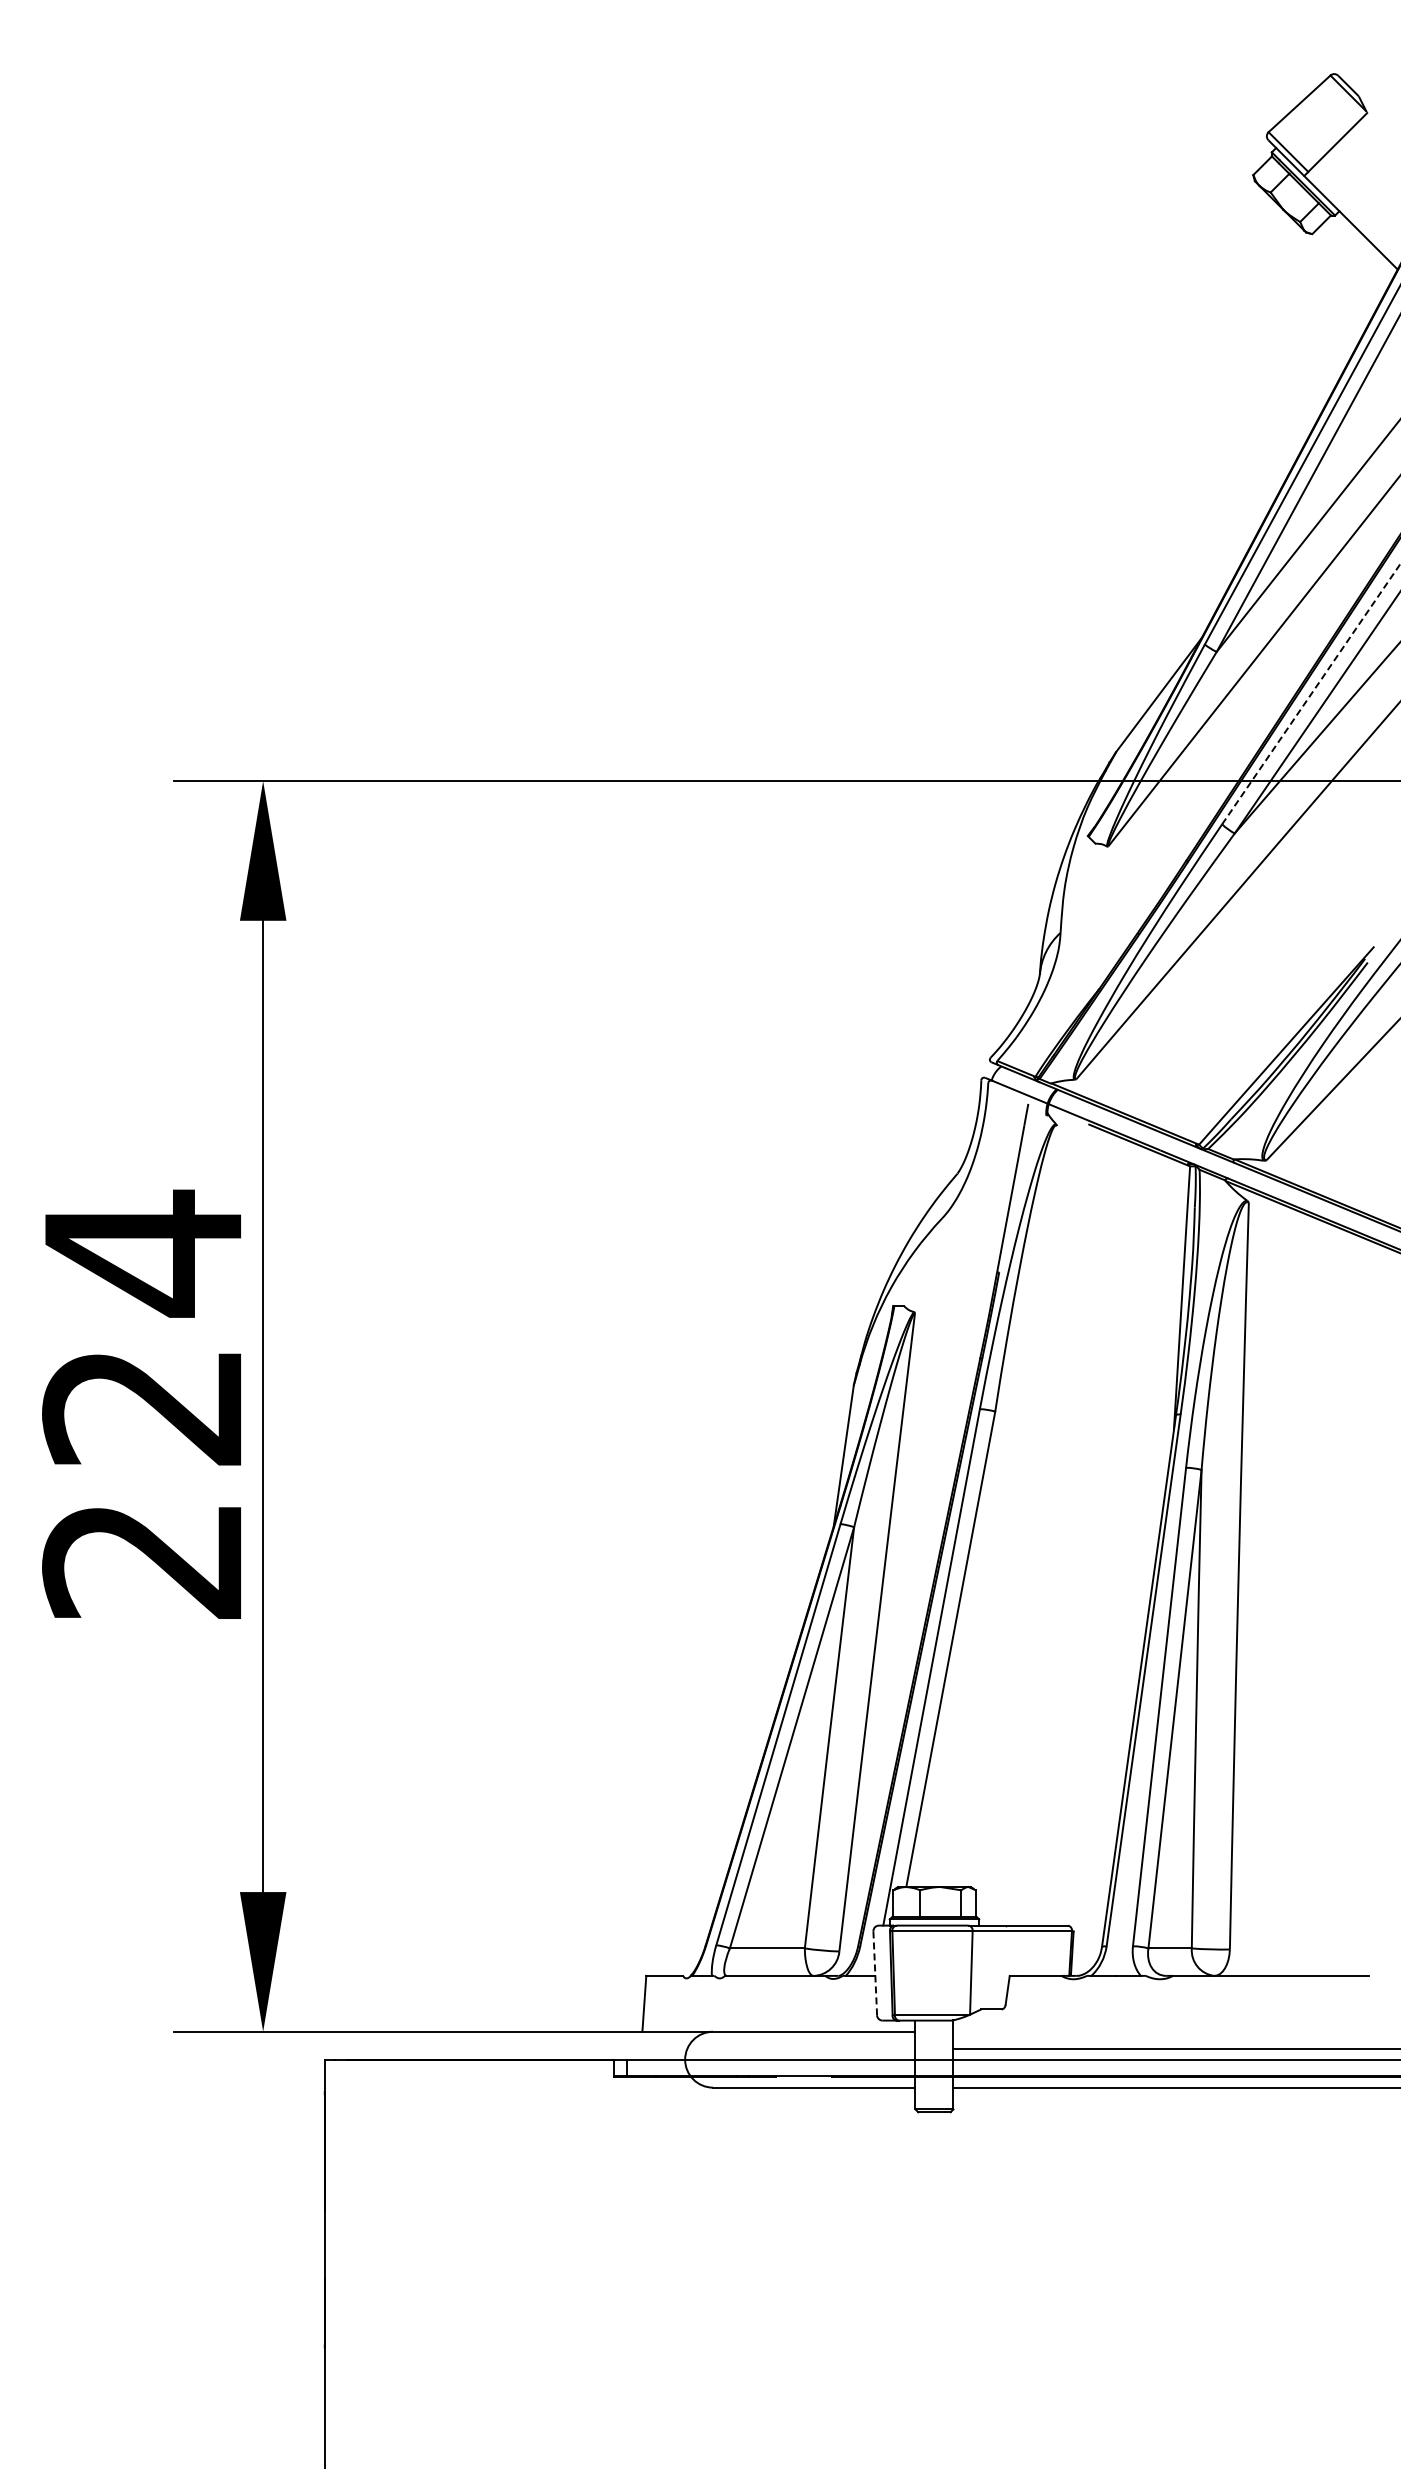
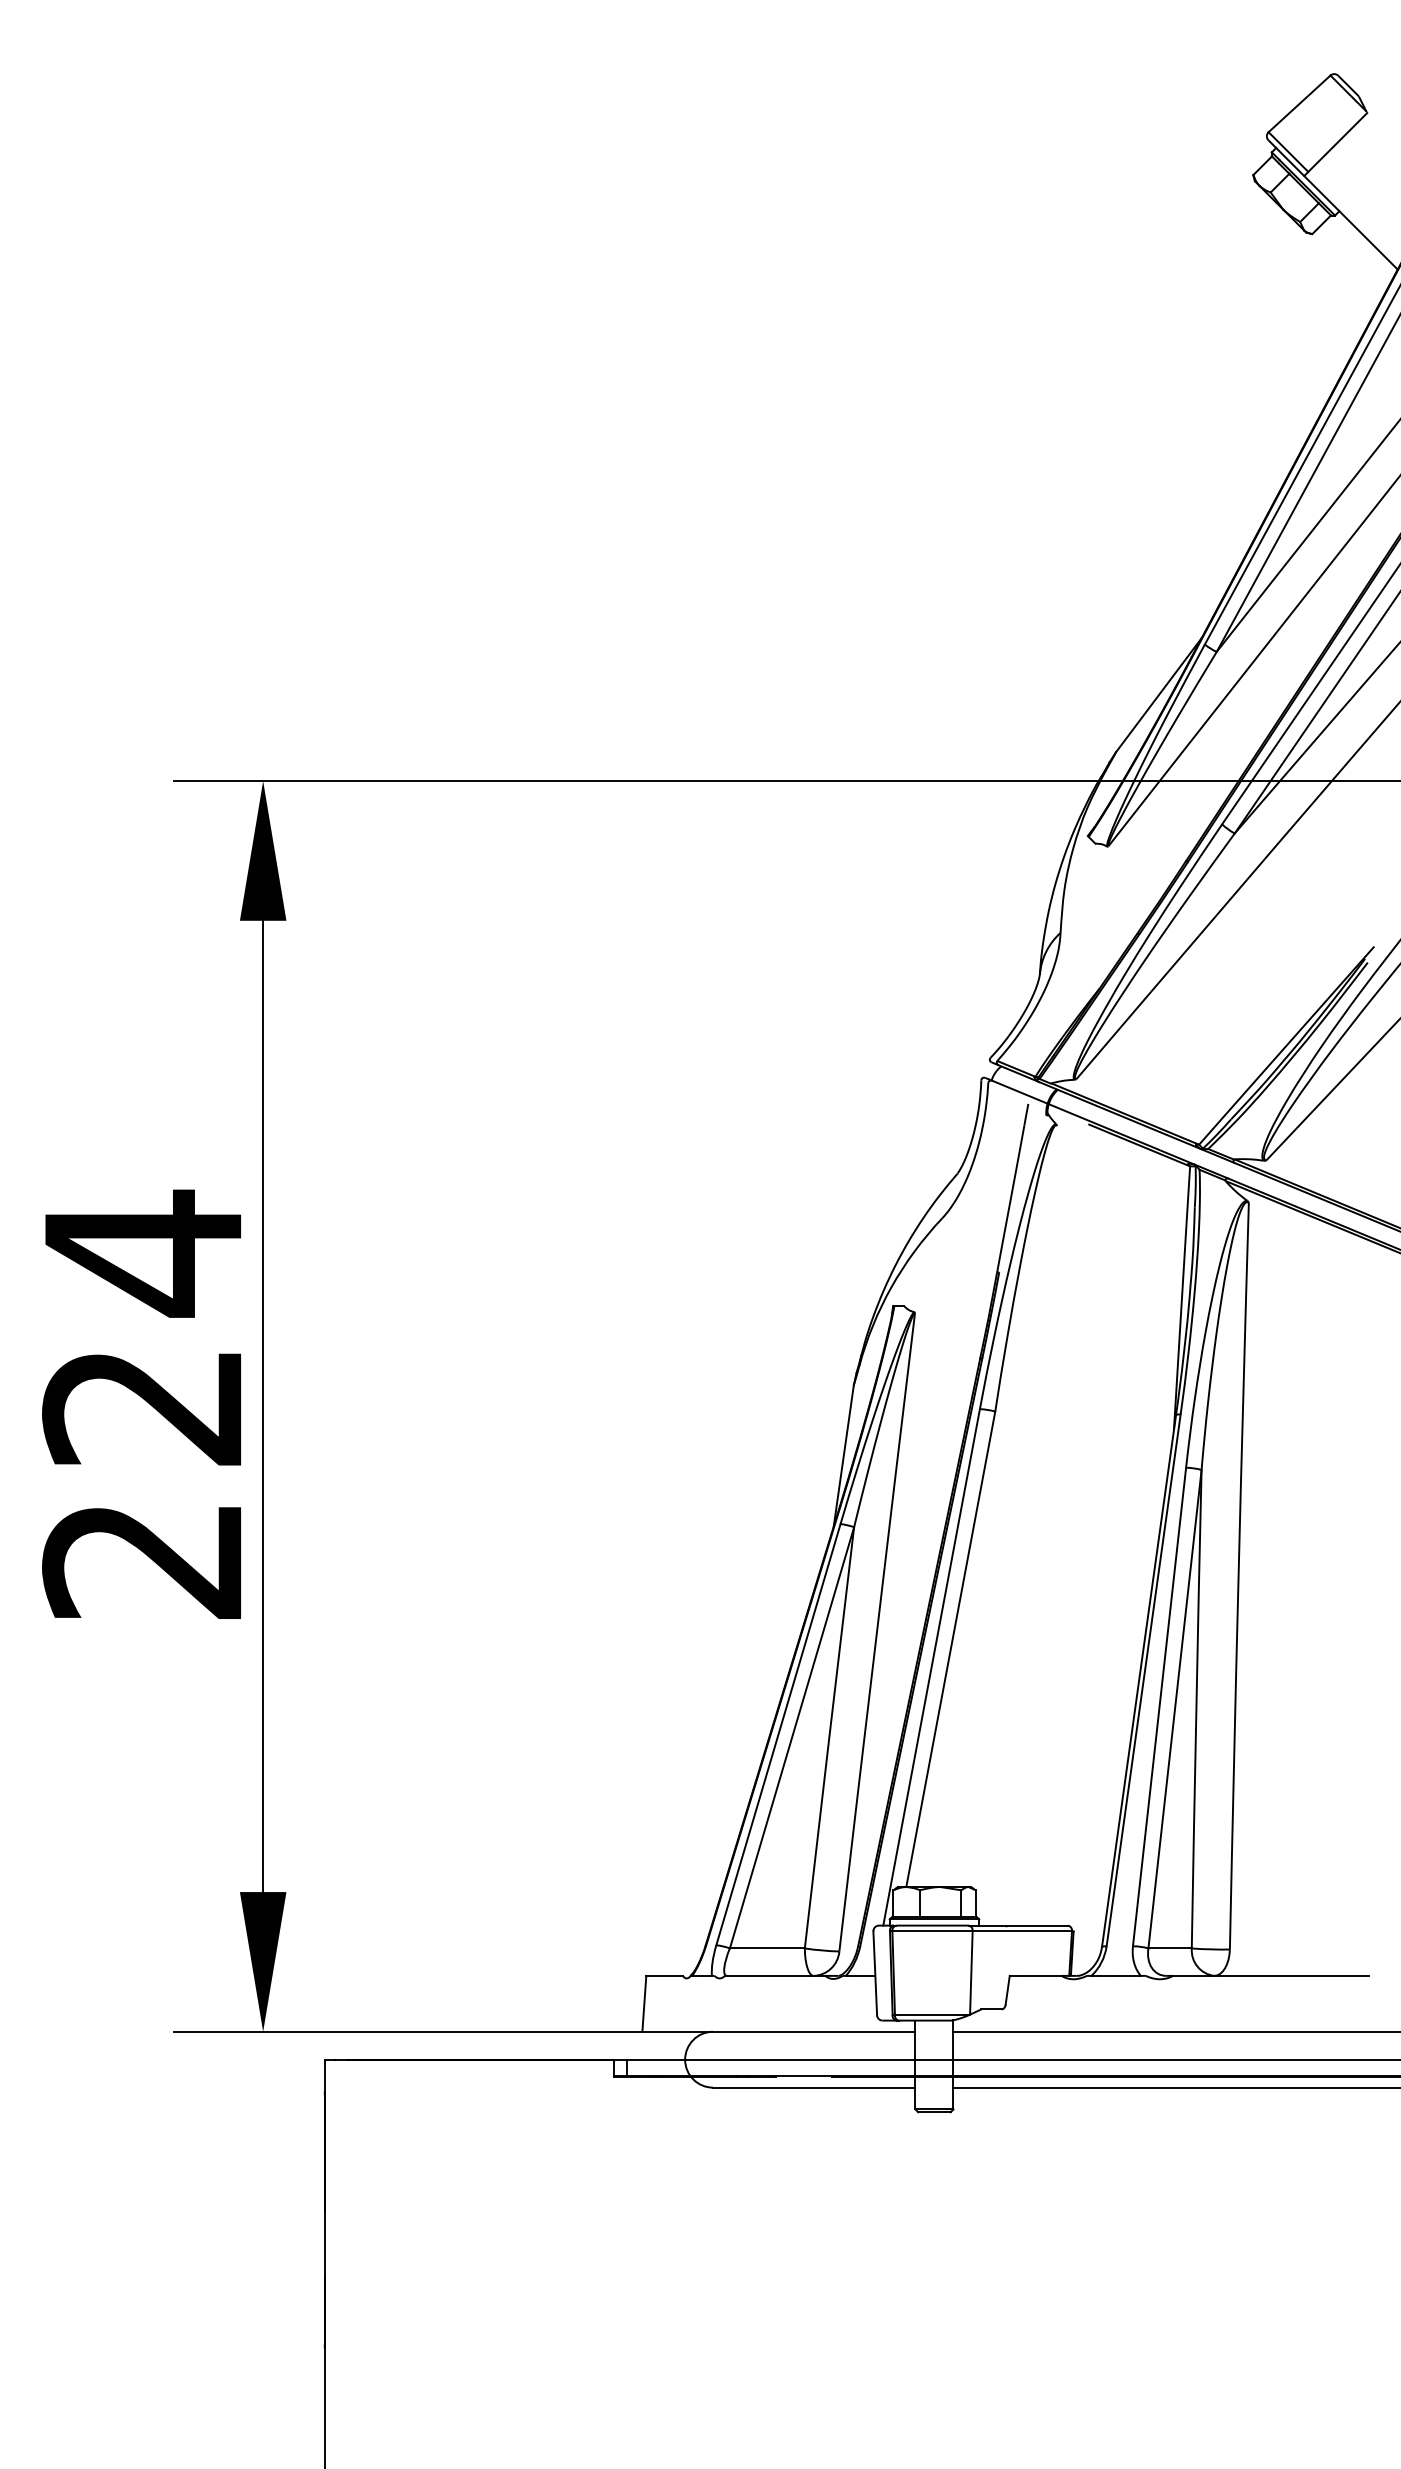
line: dashed -> solid (1311, 693)
line: dashed -> solid (875, 1973)
line position: (1175, 2048) -> (1175, 2031) (1175, 2031)
